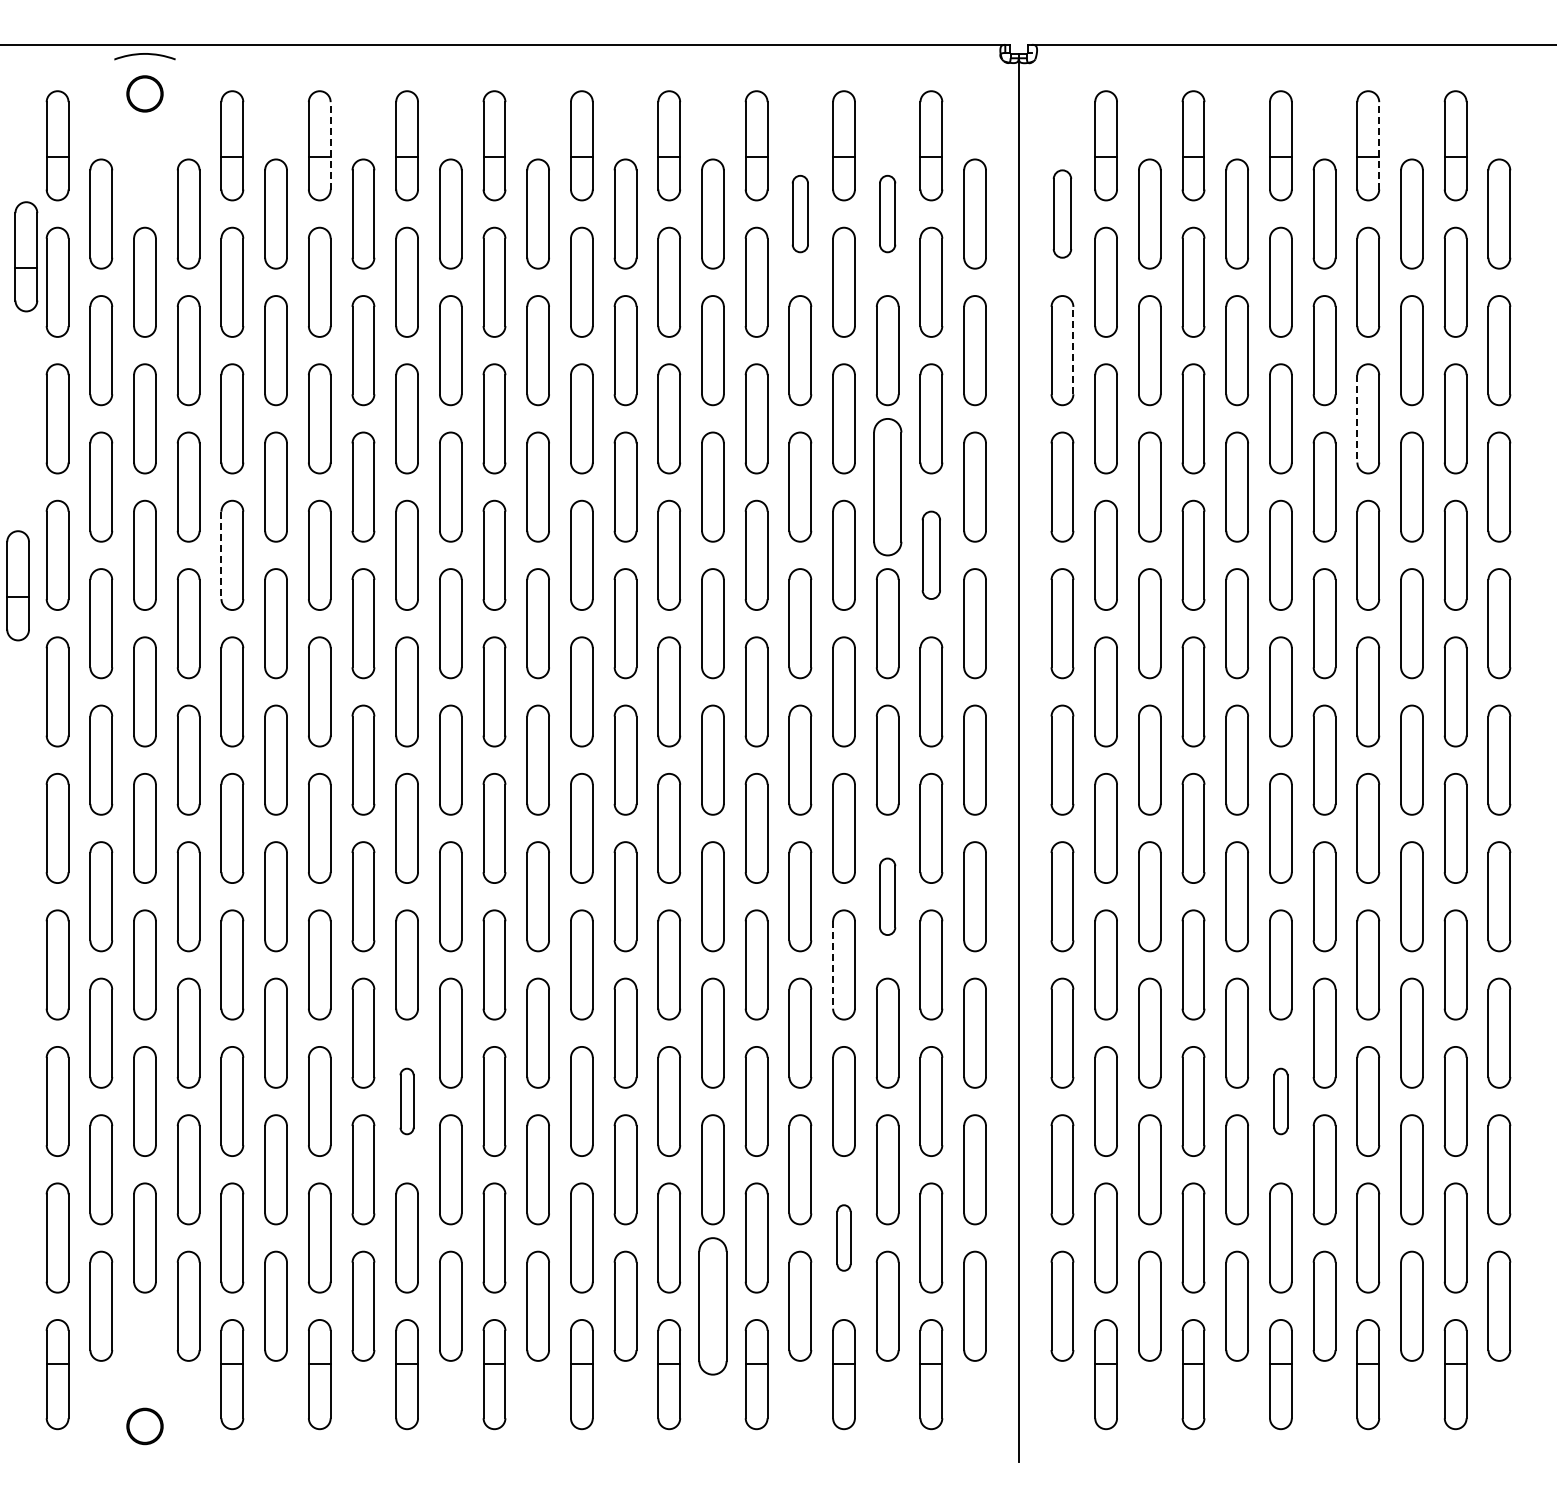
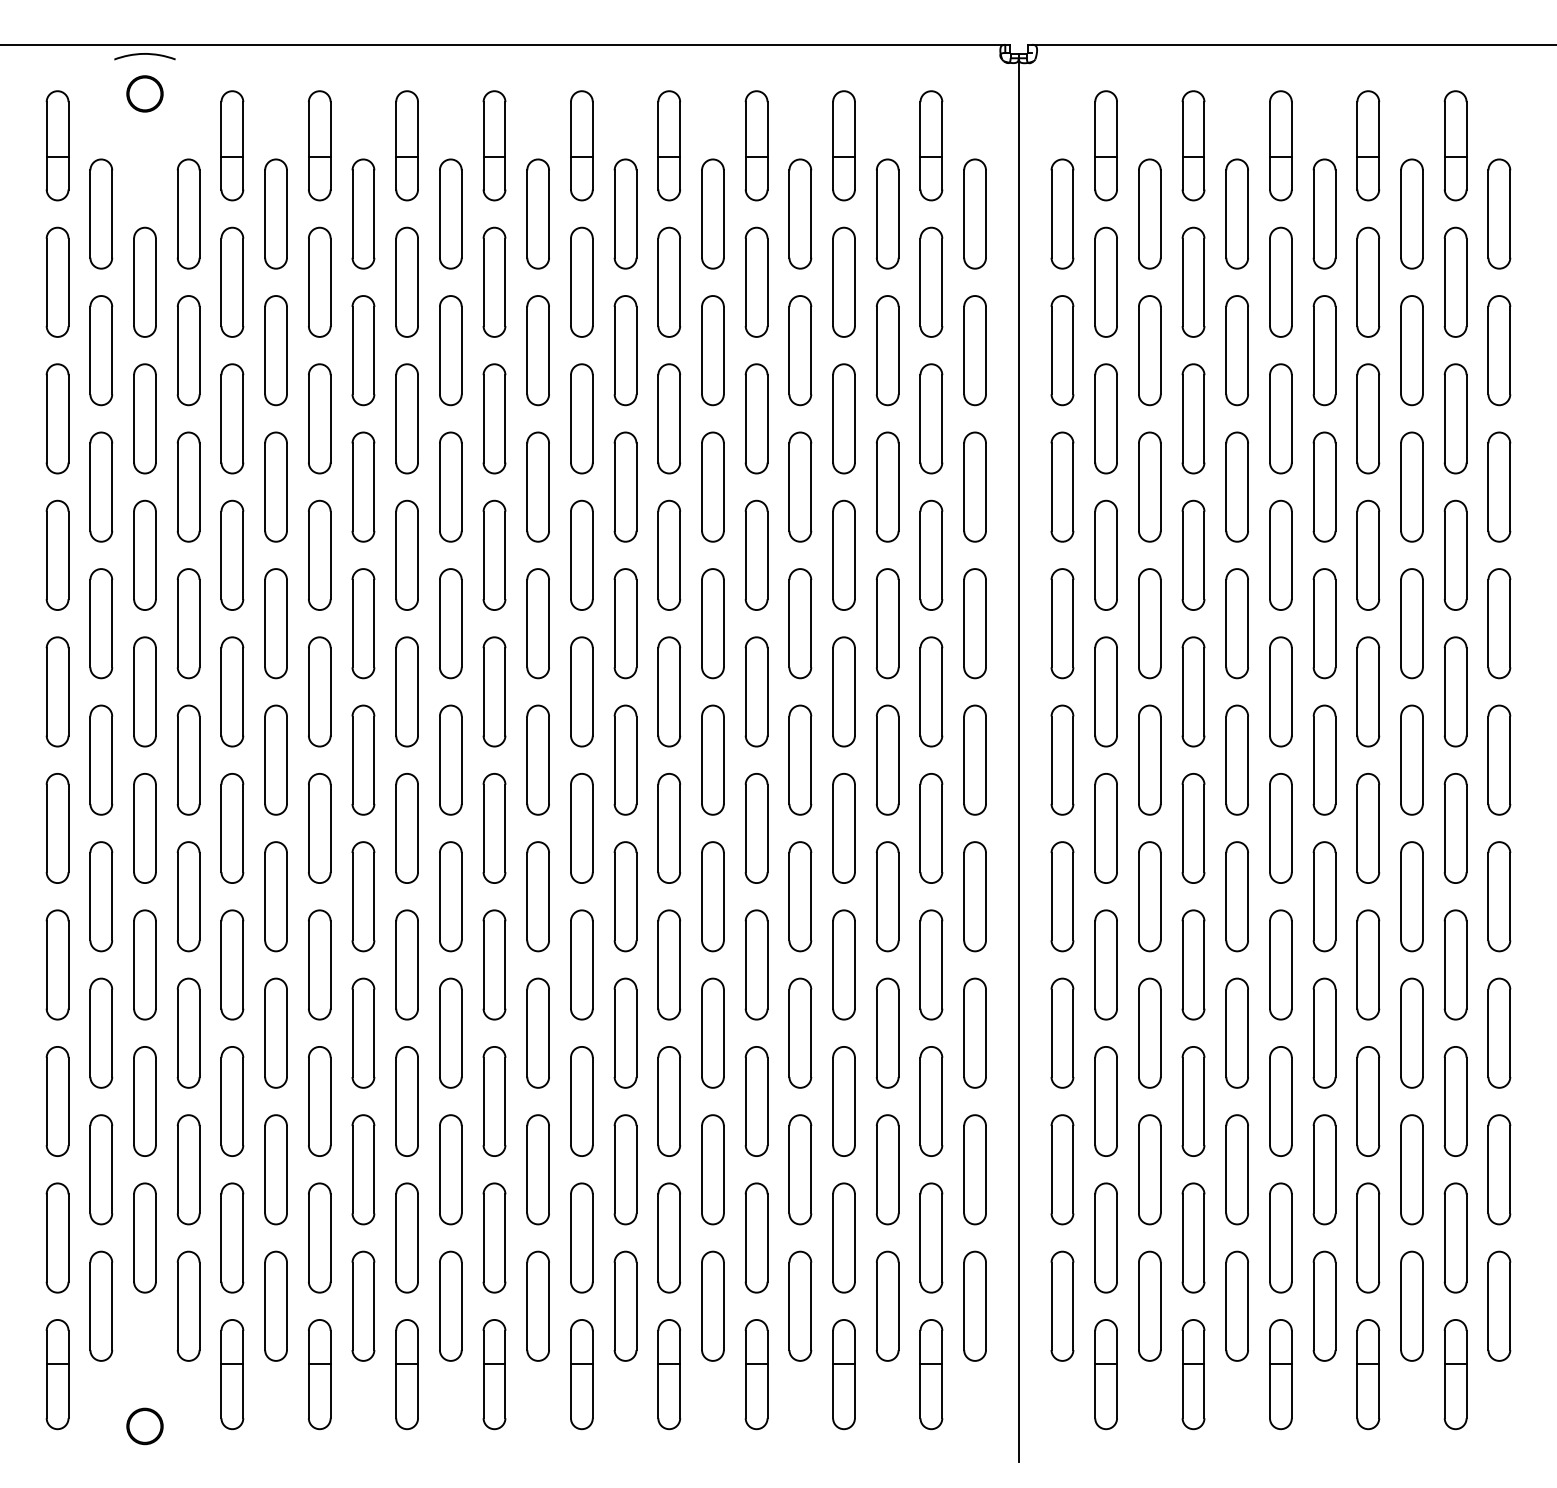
line: dashed -> solid (330, 145)
line: dashed -> solid (1379, 145)
part size: 21x90 px -> 25x112 px (1062, 213)
part size: 18x79 px -> 25x112 px (800, 213)
part size: 18x79 px -> 25x112 px (887, 213)
part: present -> none (26, 256)
line: dashed -> solid (1073, 350)
line: dashed -> solid (1357, 418)
part size: 30x139 px -> 25x112 px (887, 486)
part size: 20x90 px -> 25x112 px (931, 554)
line: dashed -> solid (221, 555)
part: present -> none (17, 585)
part size: 18x79 px -> 25x112 px (887, 896)
line: dashed -> solid (833, 964)
part size: 16x69 px -> 24x111 px (406, 1101)
part size: 16x69 px -> 24x111 px (1280, 1101)
part size: 16x68 px -> 24x112 px (843, 1237)
part size: 30x139 px -> 24x112 px (712, 1305)
